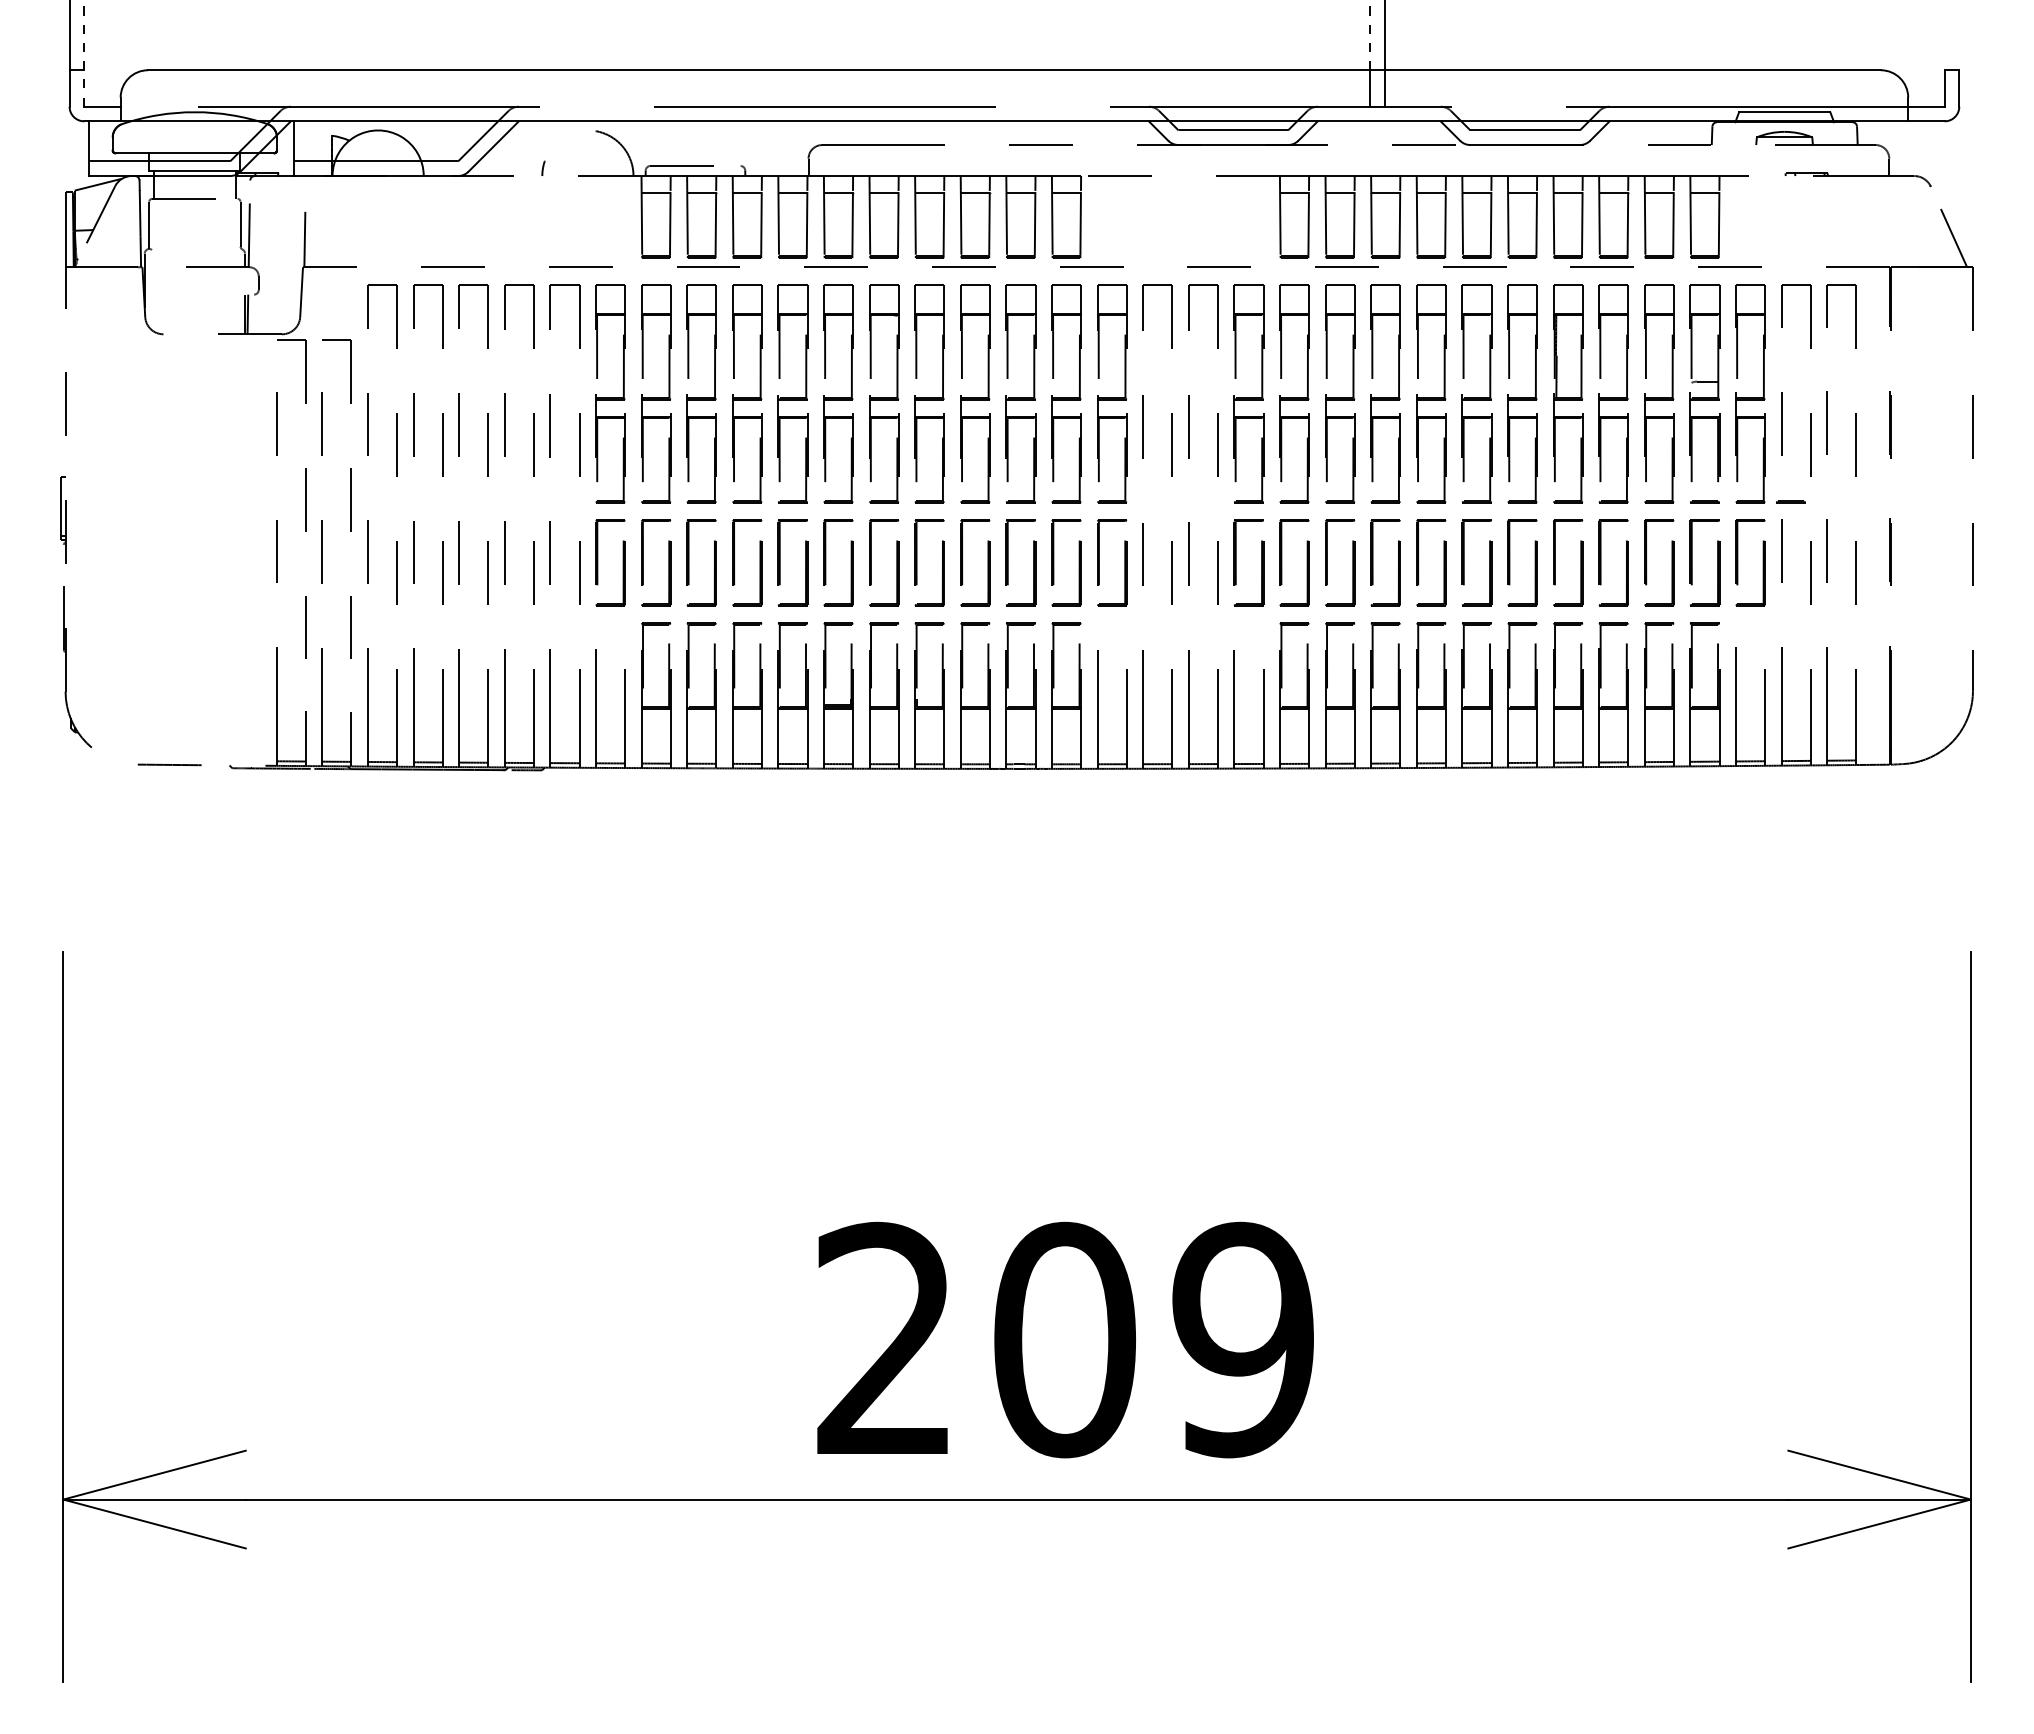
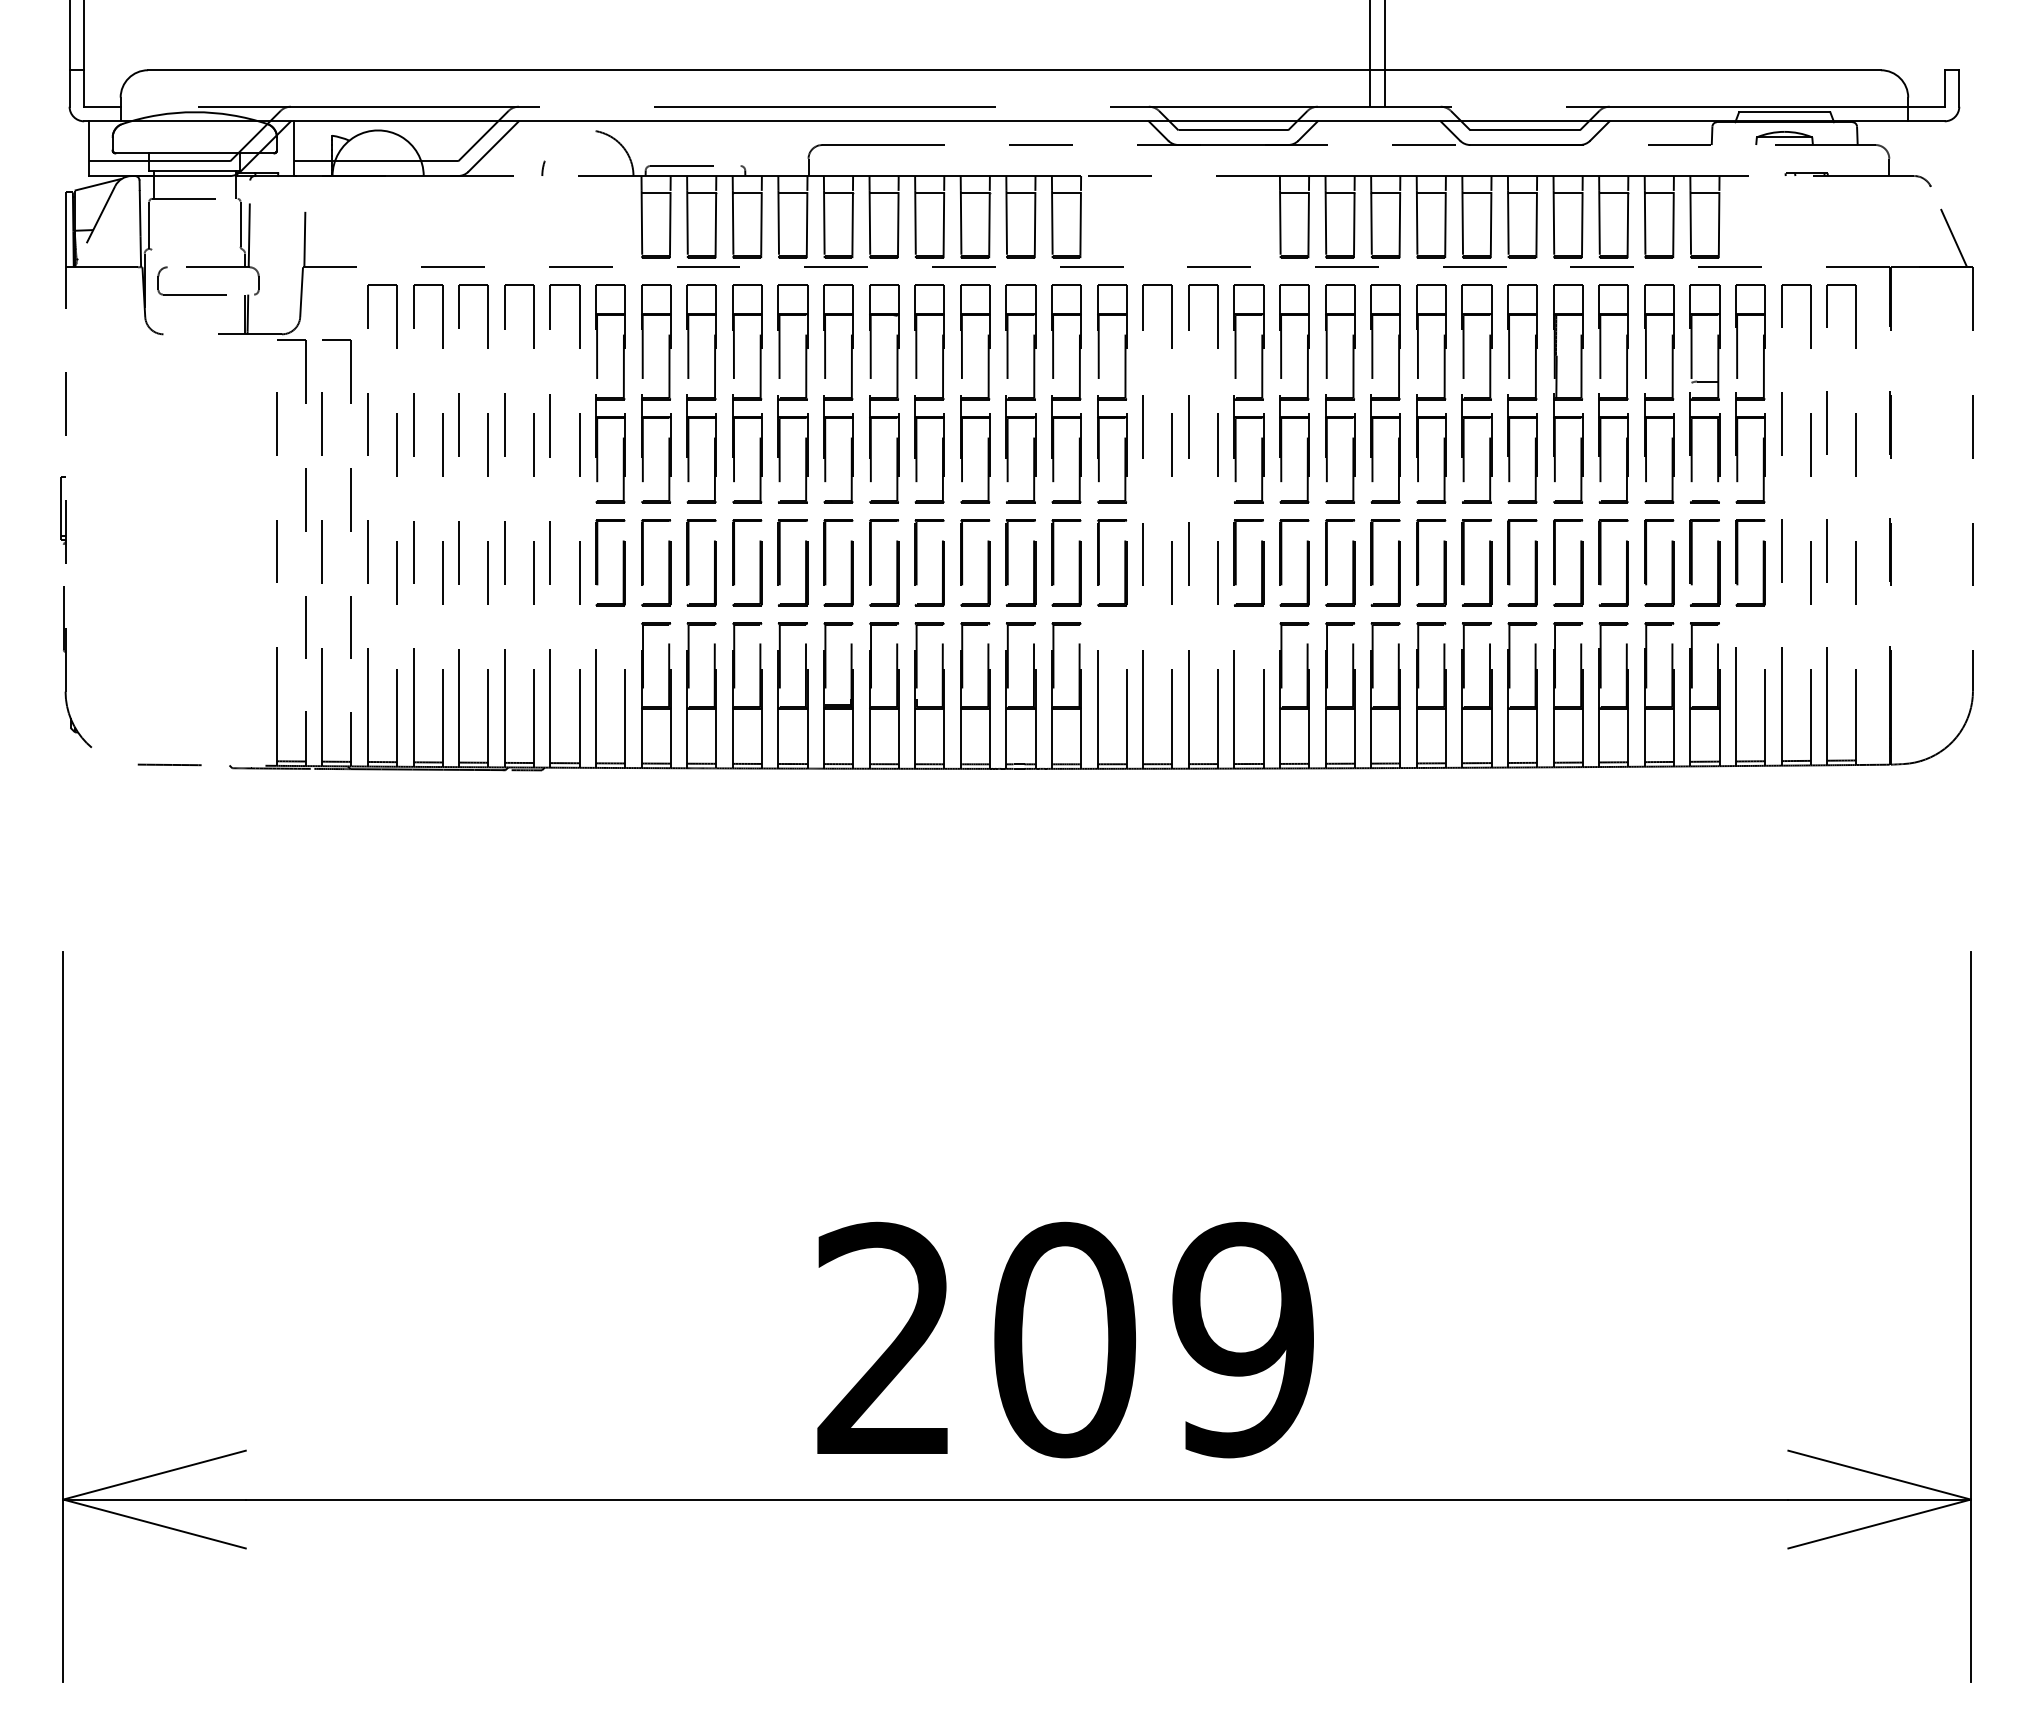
line: dashed -> solid (1370, 35)
line: dashed -> solid (84, 53)
part: none -> present (191, 294)
line: present -> none (1790, 501)
